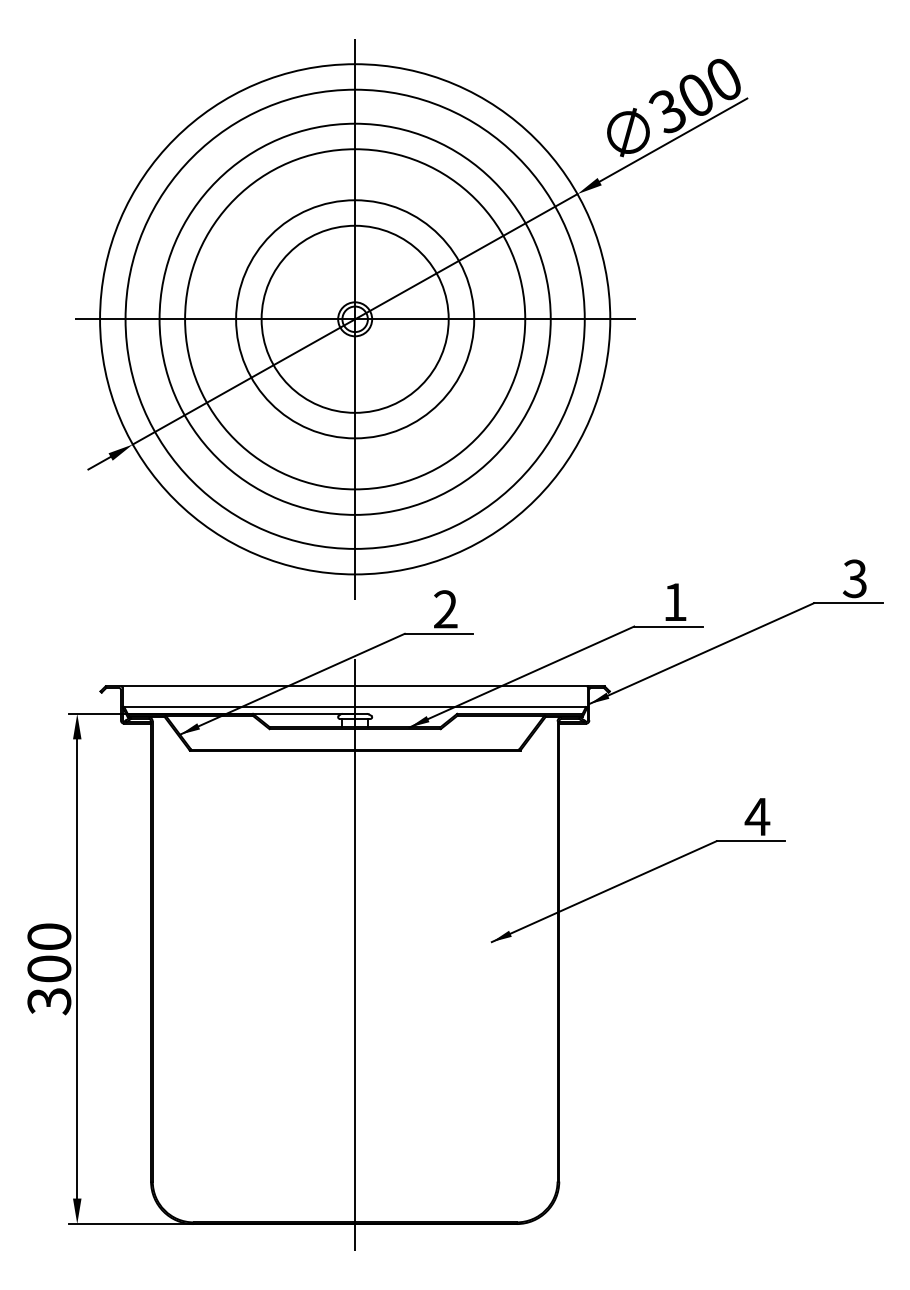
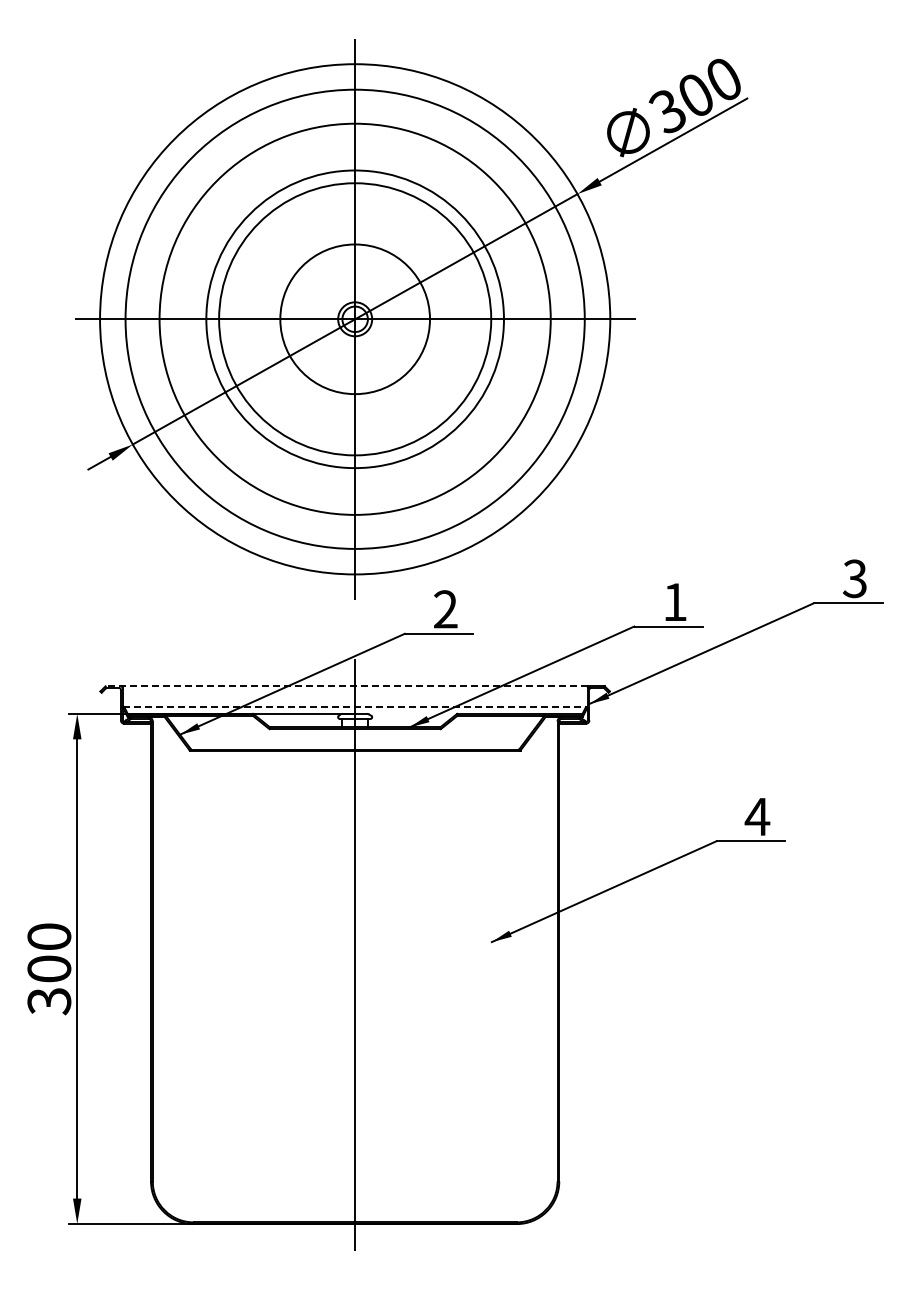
circle diameter: 187 px -> 150 px (355, 319)
circle diameter: 238 px -> 298 px (354, 319)
circle diameter: 340 px -> 272 px (355, 319)
line: solid -> dashed (346, 686)
line: solid -> dashed (355, 707)
